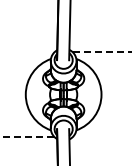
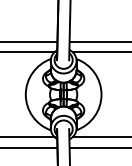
line: none -> present (29, 41)
line: none -> present (98, 41)
line: none -> present (28, 52)
line: dashed -> solid (102, 52)
line: dashed -> solid (27, 137)
line: none -> present (100, 137)
line: none -> present (29, 147)
line: none -> present (98, 147)
